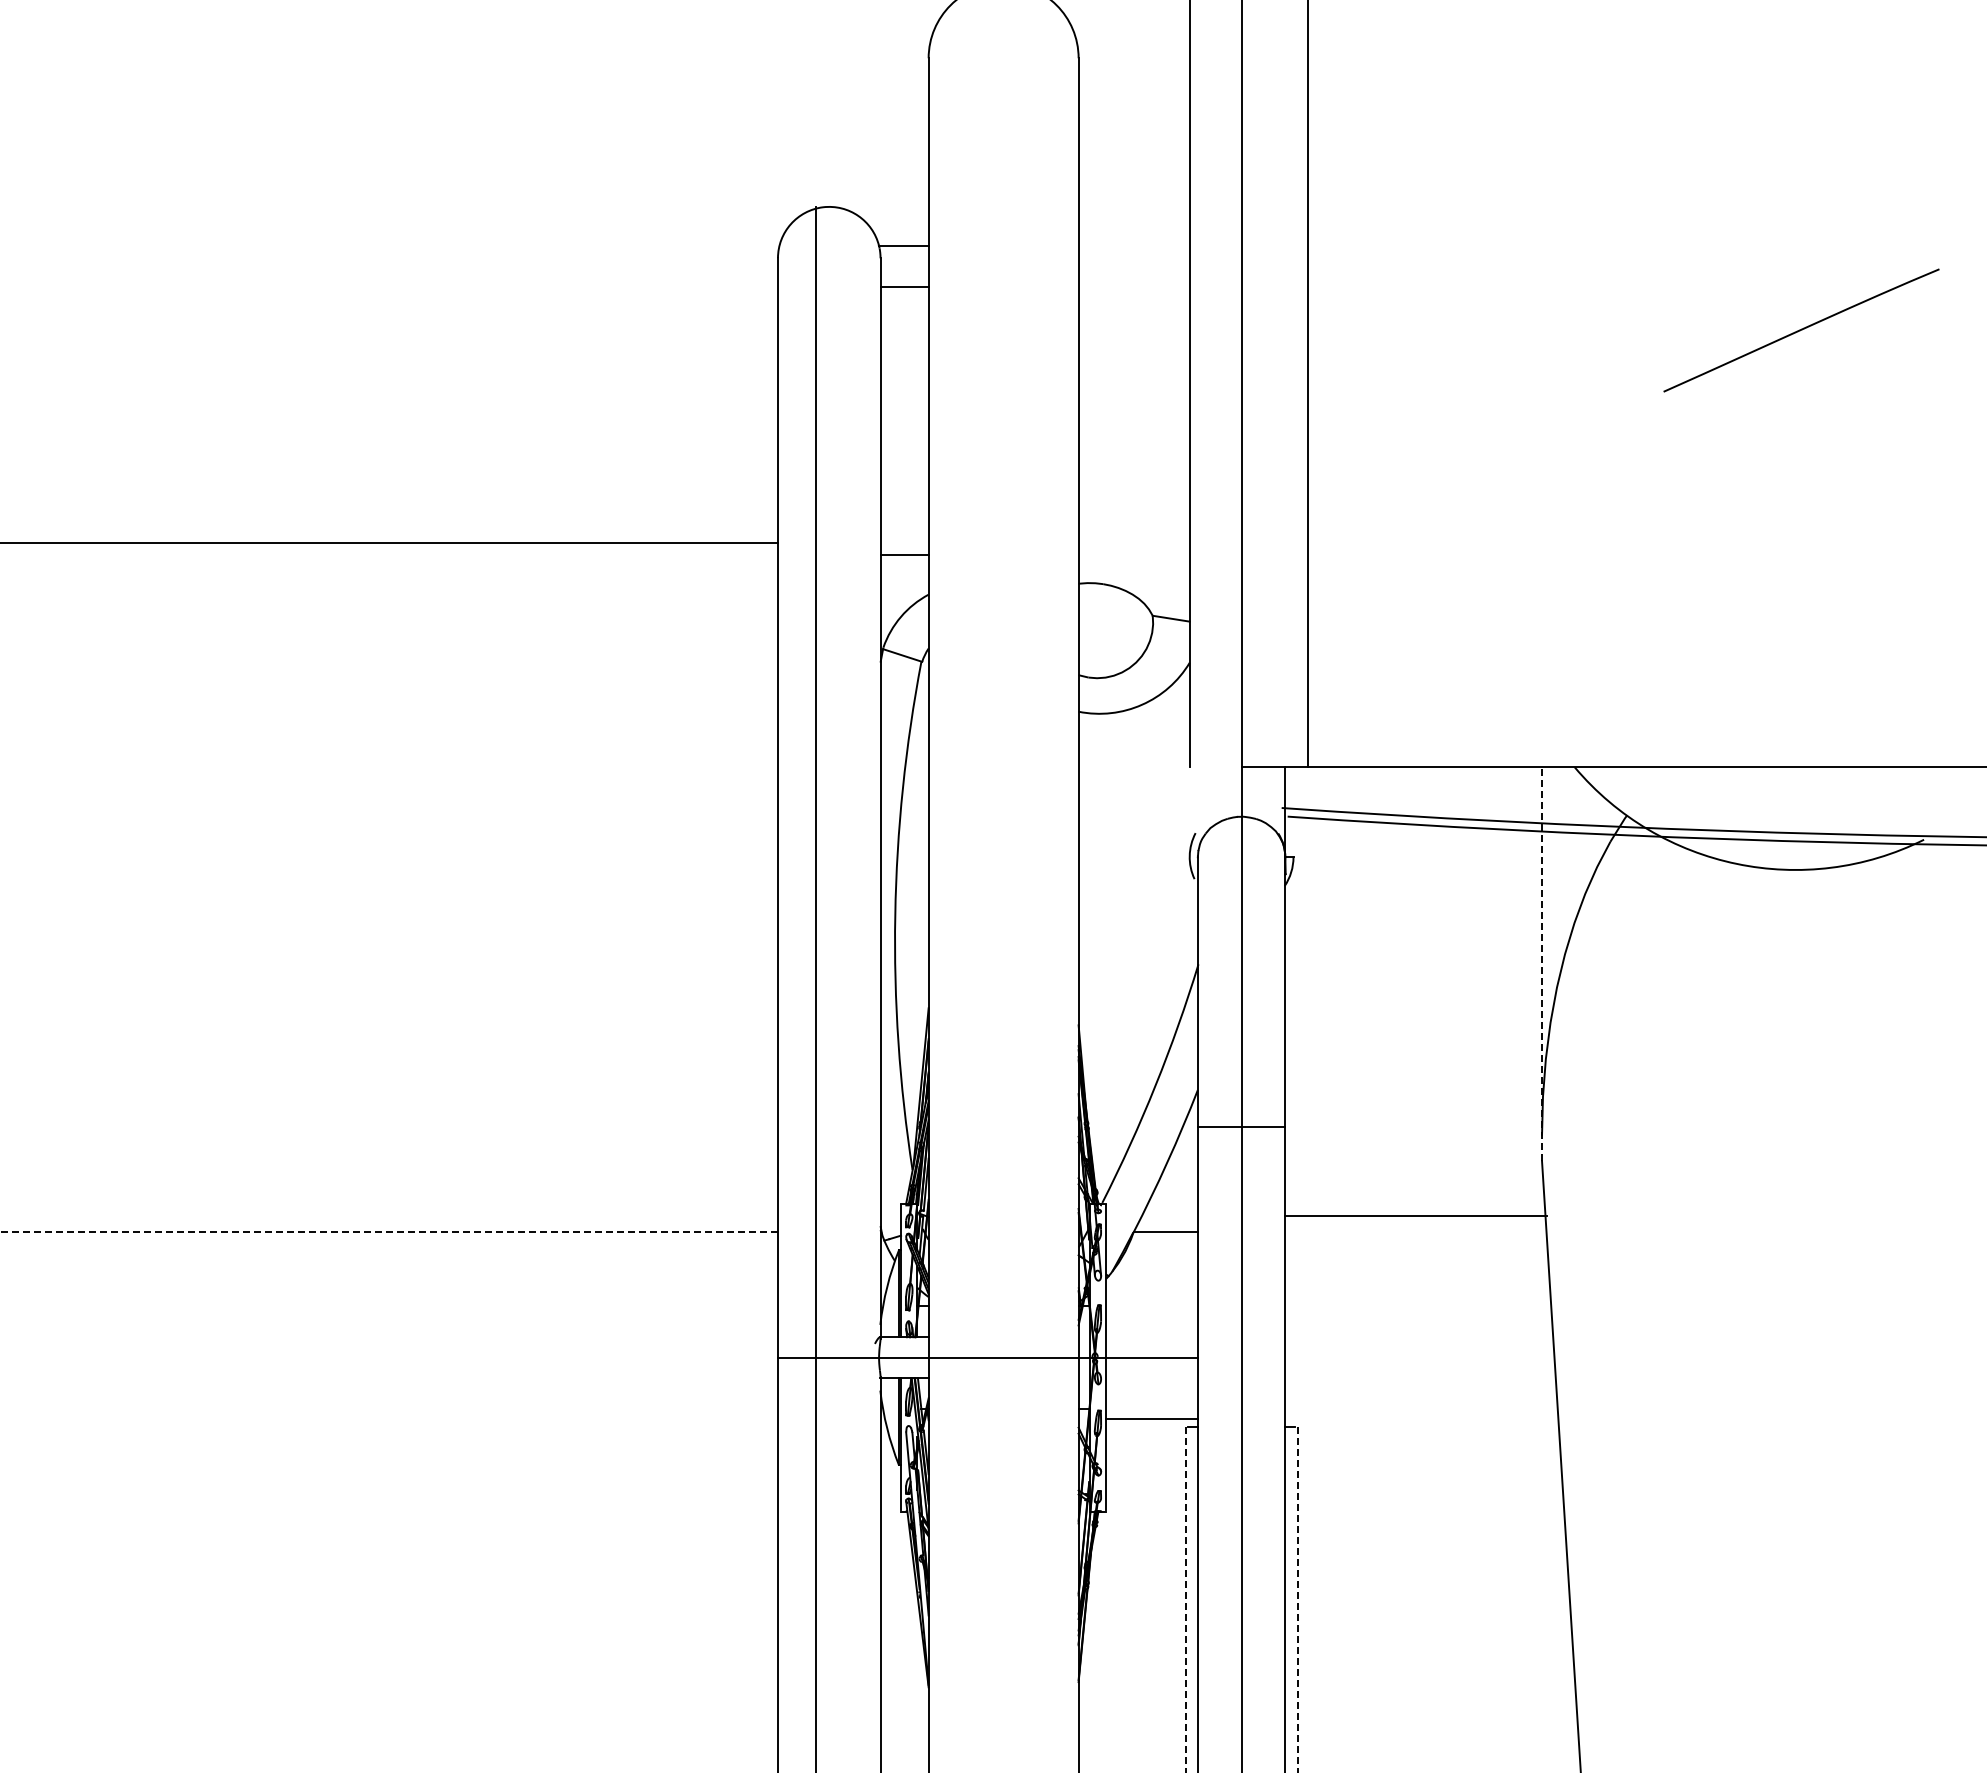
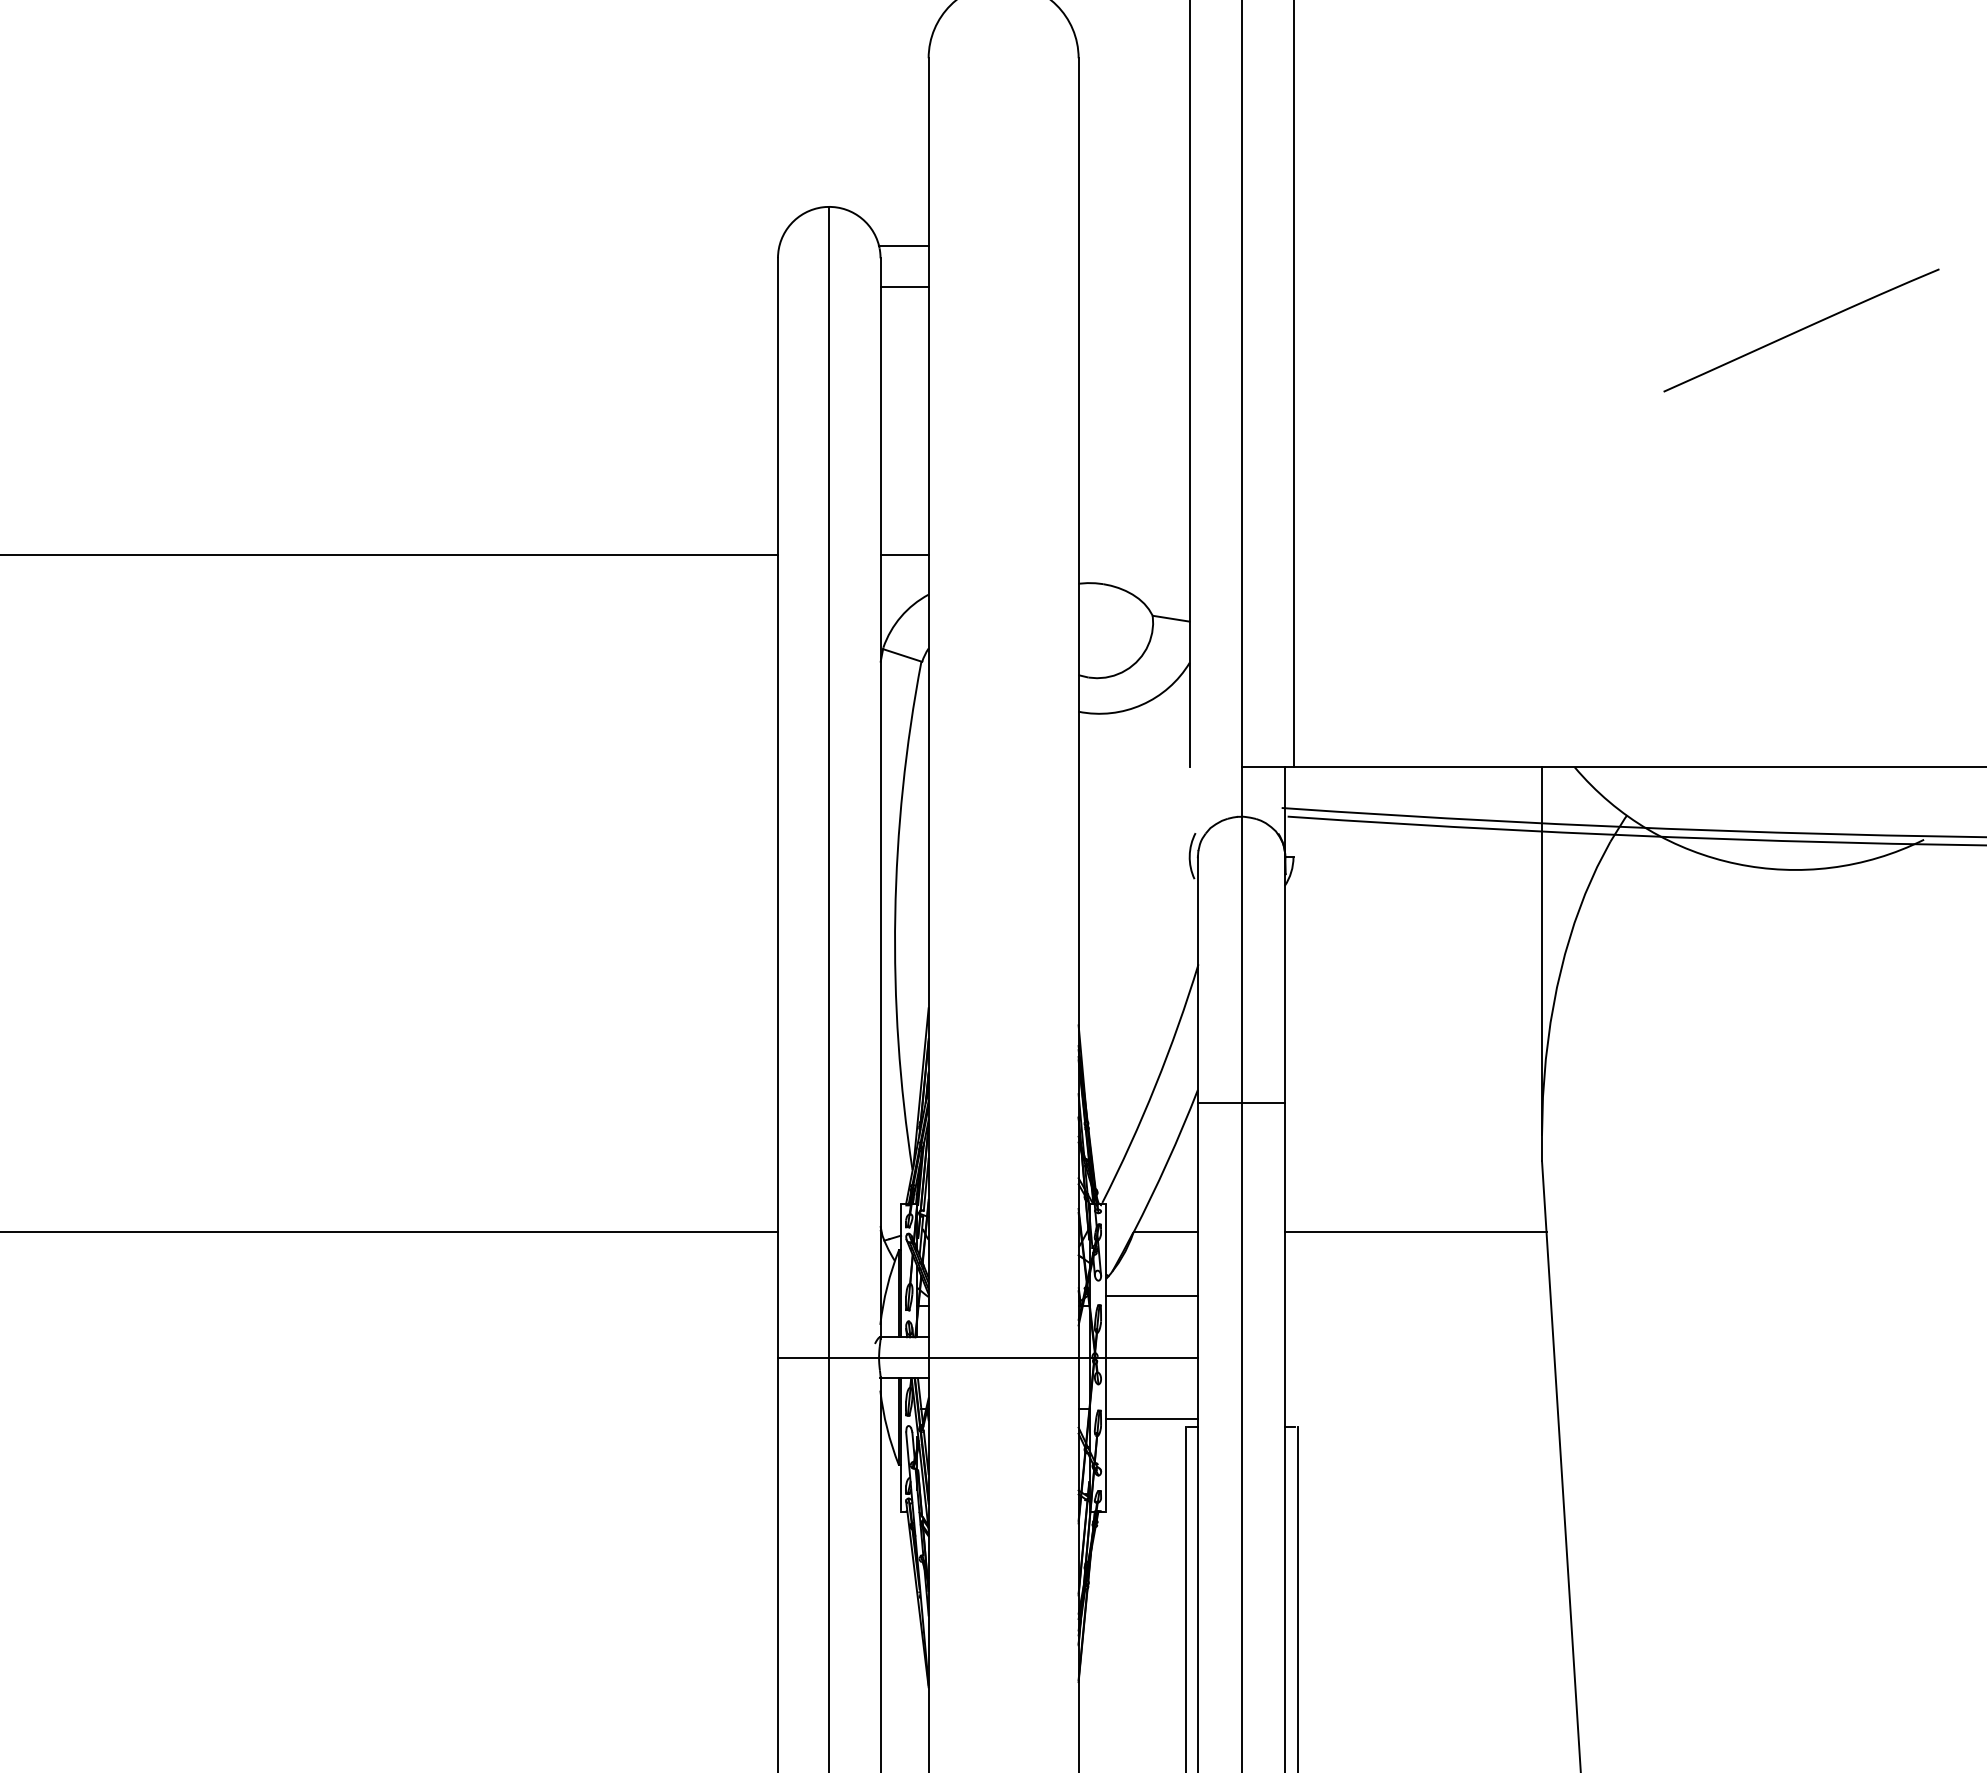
line position: (1307, 384) -> (1293, 384) (1293, 384)
line position: (389, 542) -> (389, 554) (389, 554)
line: dashed -> solid (1542, 963)
line position: (816, 987) -> (829, 987) (829, 987)
line position: (1241, 1127) -> (1241, 1103) (1241, 1103)
line position: (1415, 1215) -> (1415, 1231) (1415, 1231)
line: dashed -> solid (389, 1231)
line: none -> present (1151, 1296)
line: dashed -> solid (1185, 1600)
line: dashed -> solid (1297, 1600)
